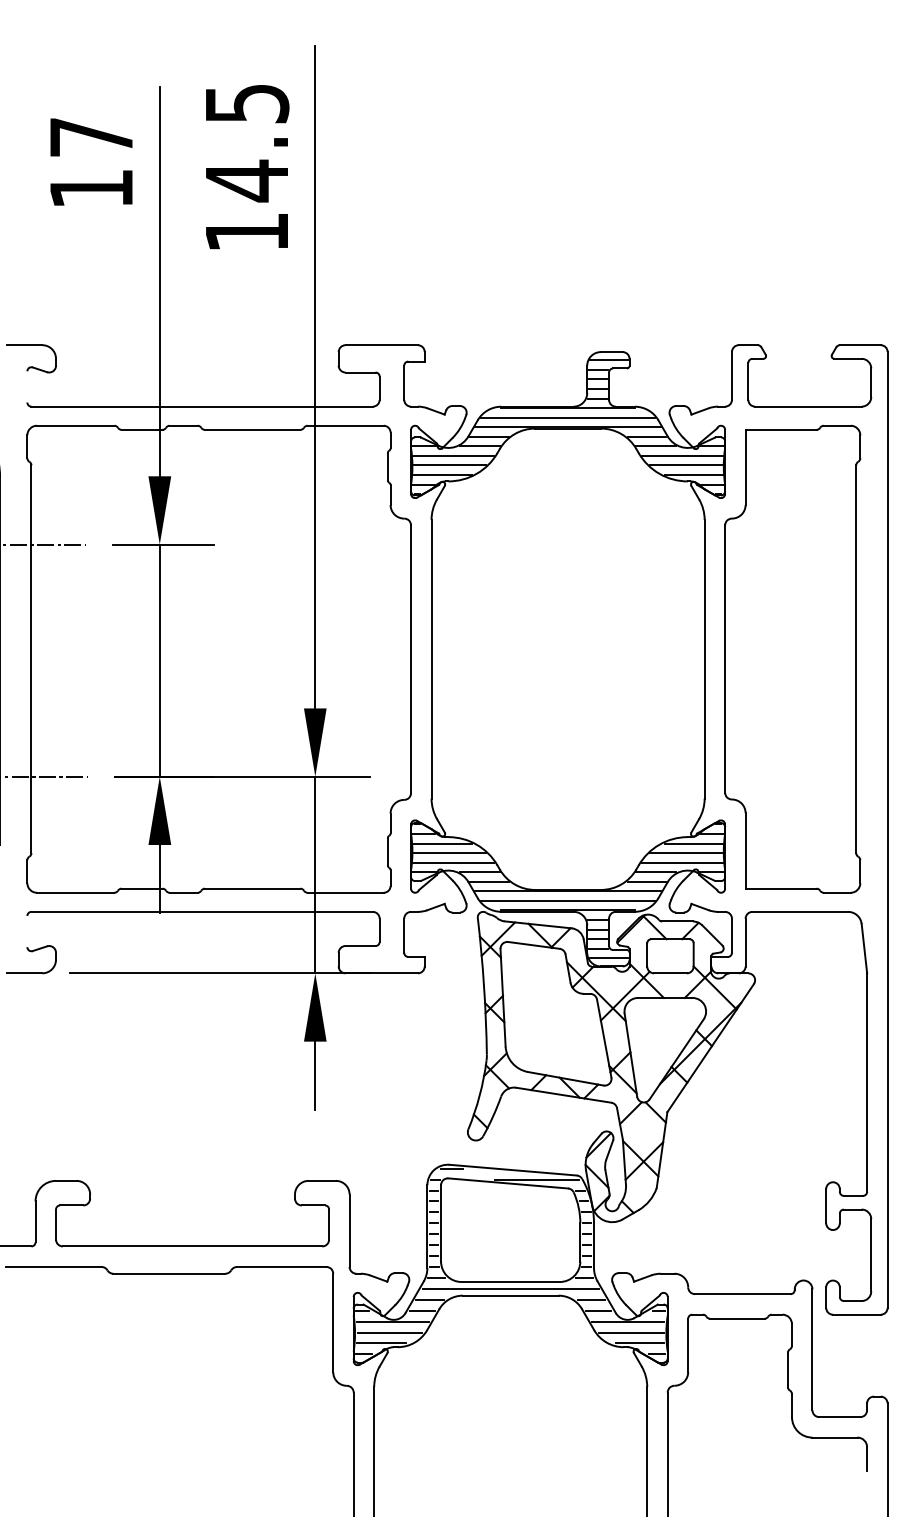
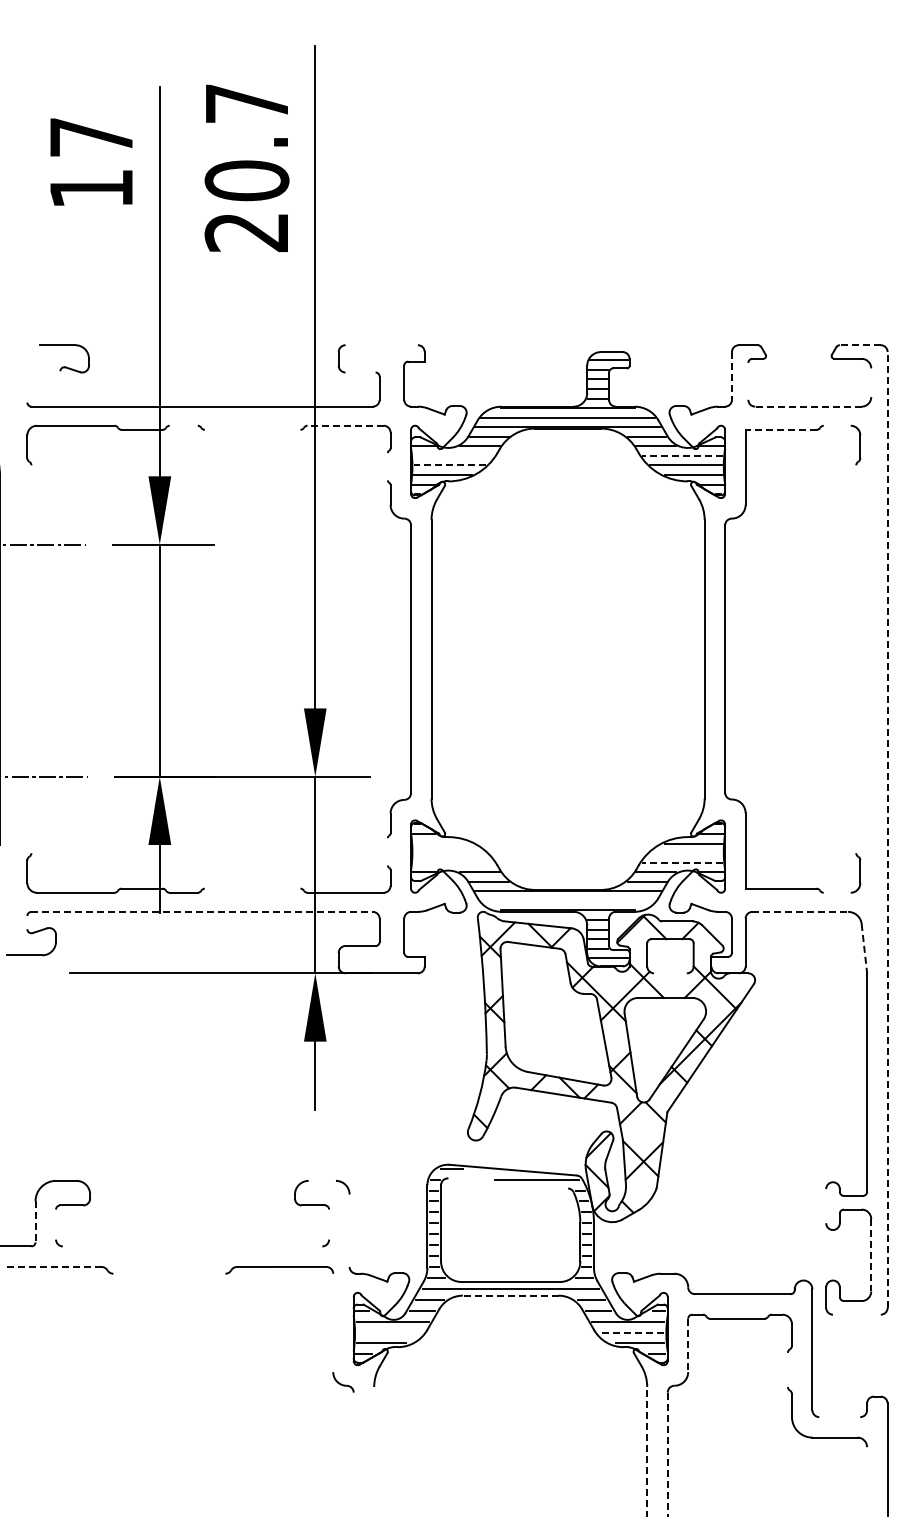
text: 14.5 -> 20.7 (246, 167)
line: present -> none (381, 345)
line: solid -> dashed (859, 345)
part position: (31, 366) -> (64, 366) (64, 366)
line: present -> none (360, 372)
line: solid -> dashed (731, 375)
line: present -> none (748, 380)
line: present -> none (871, 382)
line: solid -> dashed (807, 406)
line: present -> none (183, 425)
line: solid -> dashed (345, 425)
line: present -> none (836, 425)
line: present -> none (252, 429)
line: solid -> dashed (781, 429)
line: present -> none (453, 455)
line: solid -> dashed (681, 455)
line: solid -> dashed (449, 465)
line: present -> none (387, 466)
line: present -> none (31, 659)
line: present -> none (856, 659)
line: solid -> dashed (887, 829)
line: present -> none (442, 843)
line: present -> none (387, 851)
line: present -> none (449, 853)
line: present -> none (686, 853)
line: present -> none (453, 862)
line: solid -> dashed (681, 862)
line: present -> none (252, 888)
line: present -> none (836, 892)
line: present -> none (567, 900)
line: solid -> dashed (202, 911)
line: solid -> dashed (800, 911)
line: solid -> dashed (864, 948)
part position: (31, 952) -> (31, 934) (31, 934)
line: present -> none (670, 973)
line: present -> none (321, 1180)
line: present -> none (508, 1183)
line: present -> none (826, 1206)
line: solid -> dashed (35, 1222)
line: present -> none (56, 1224)
line: present -> none (329, 1224)
line: present -> none (349, 1230)
line: present -> none (192, 1246)
line: solid -> dashed (871, 1255)
line: solid -> dashed (53, 1266)
line: present -> none (169, 1273)
line: solid -> dashed (510, 1295)
line: present -> none (856, 1314)
line: present -> none (333, 1322)
line: present -> none (389, 1332)
line: solid -> dashed (630, 1332)
line: solid -> dashed (688, 1345)
line: present -> none (787, 1369)
line: present -> none (839, 1417)
line: present -> none (374, 1450)
line: solid -> dashed (647, 1451)
line: present -> none (353, 1452)
line: solid -> dashed (667, 1454)
line: present -> none (867, 1459)
